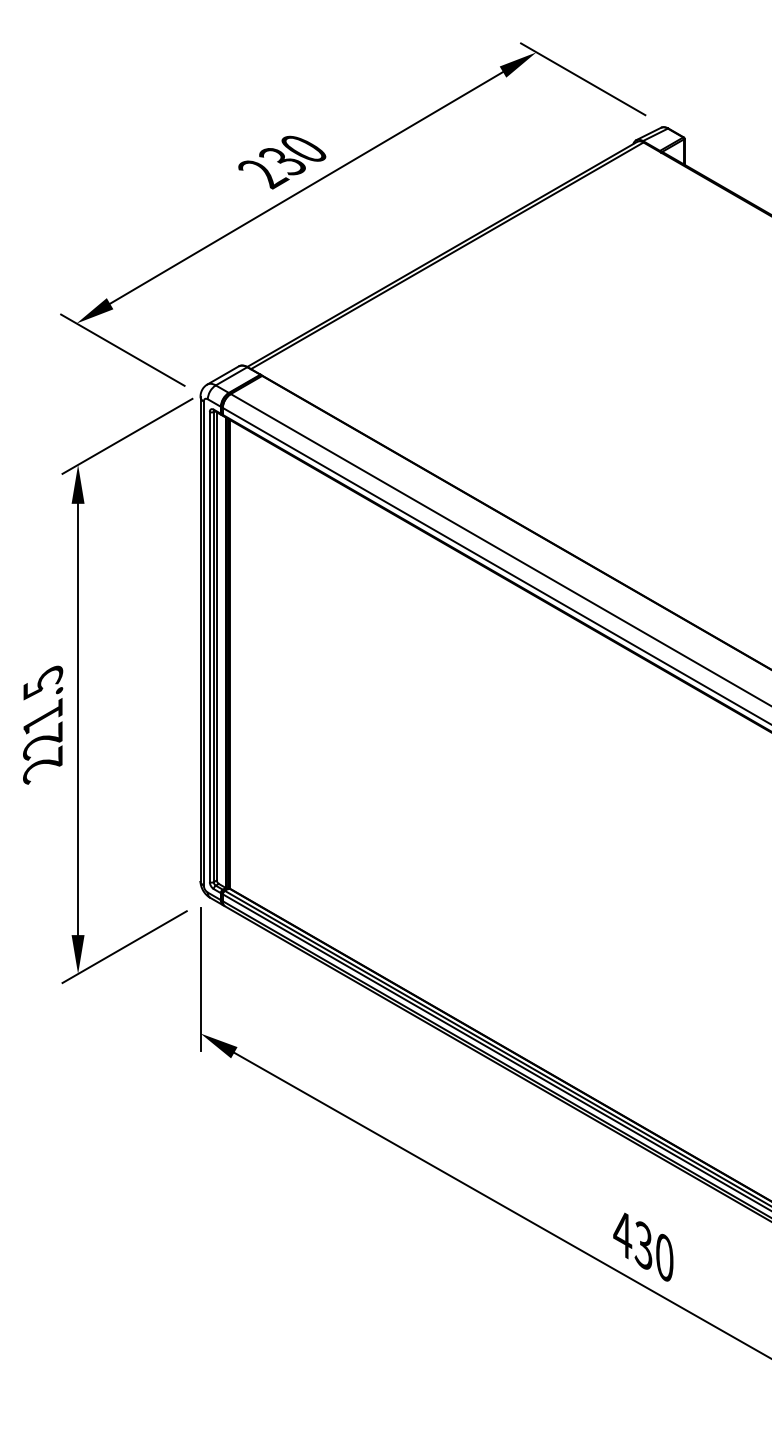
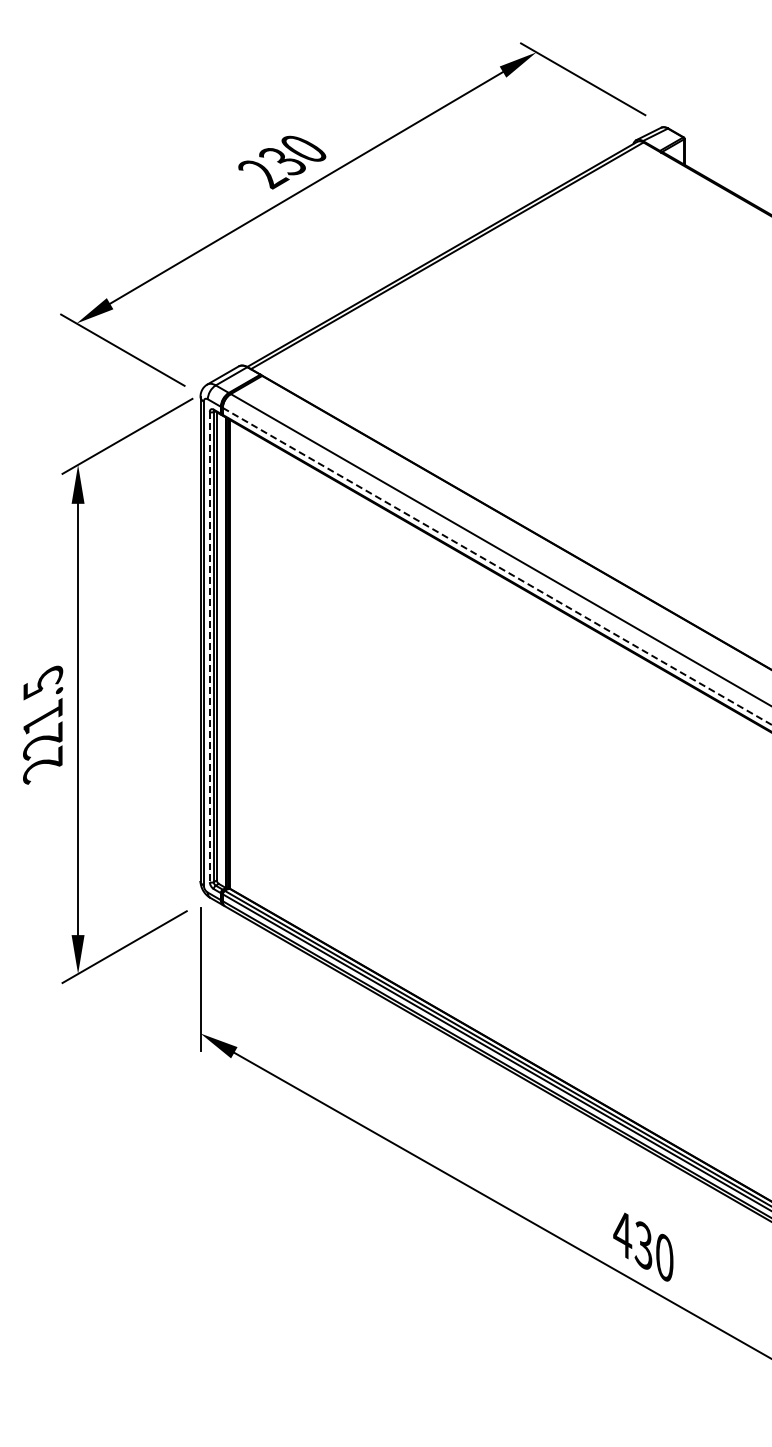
line: solid -> dashed (497, 566)
line: solid -> dashed (209, 647)
